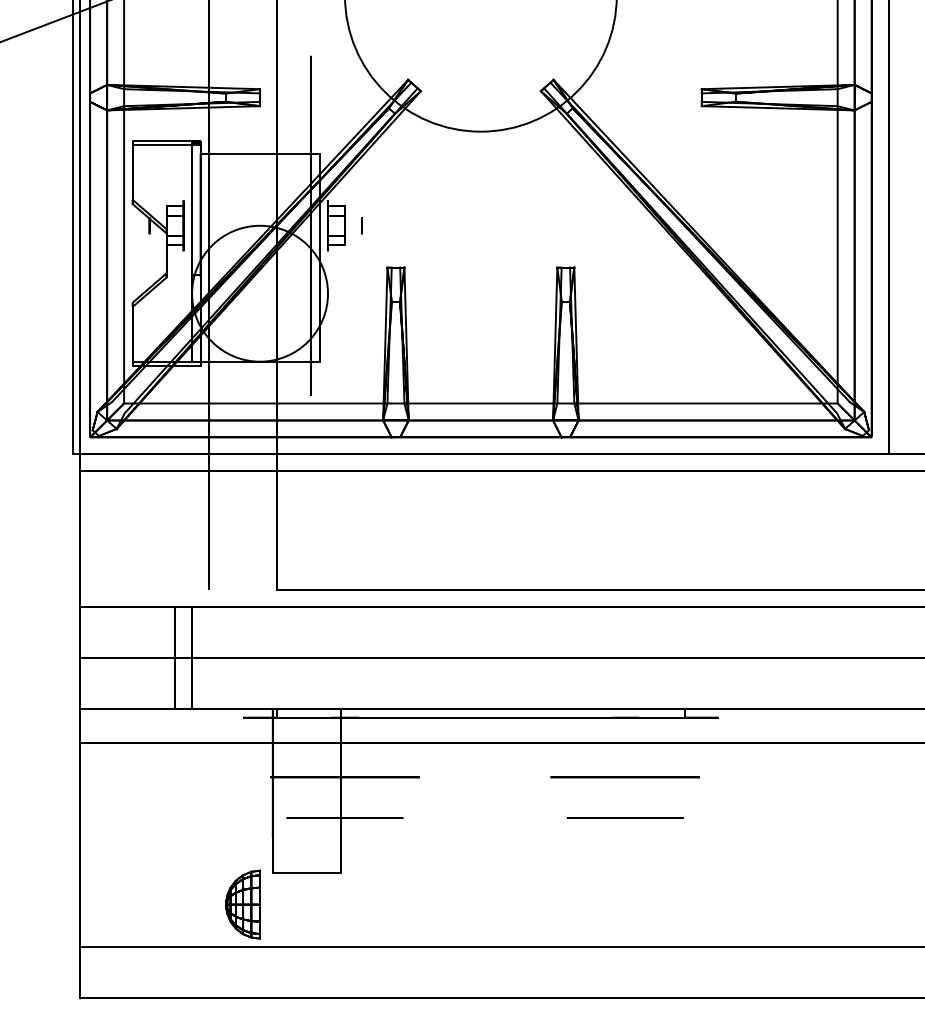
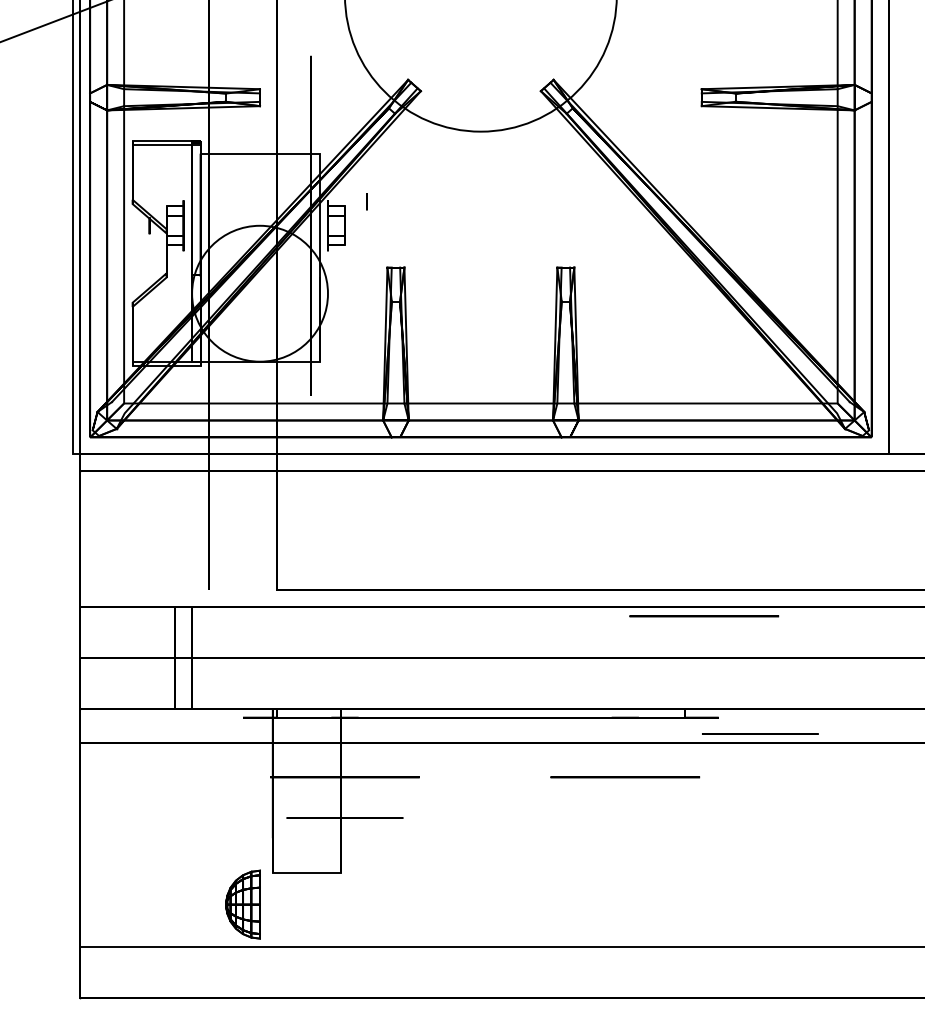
circle position: (361, 225) -> (366, 201) (366, 201)
circle: none -> present (704, 616)
line position: (625, 817) -> (760, 733) (760, 733)
